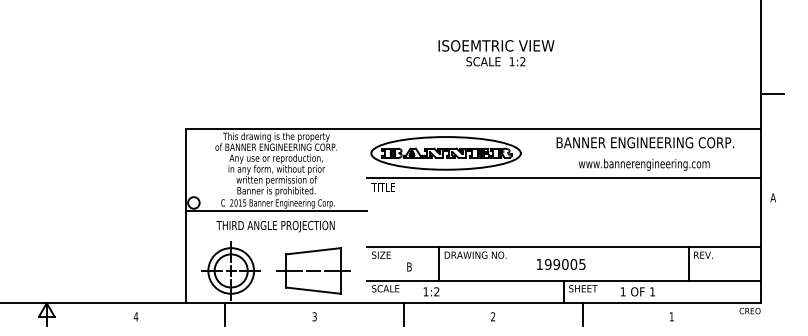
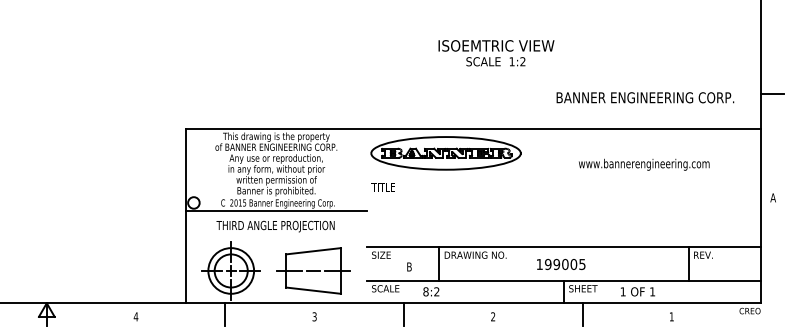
text position: (645, 142) -> (645, 97) (645, 97)
line: present -> none (563, 178)
text: 1:2 -> 8:2 (425, 291)
